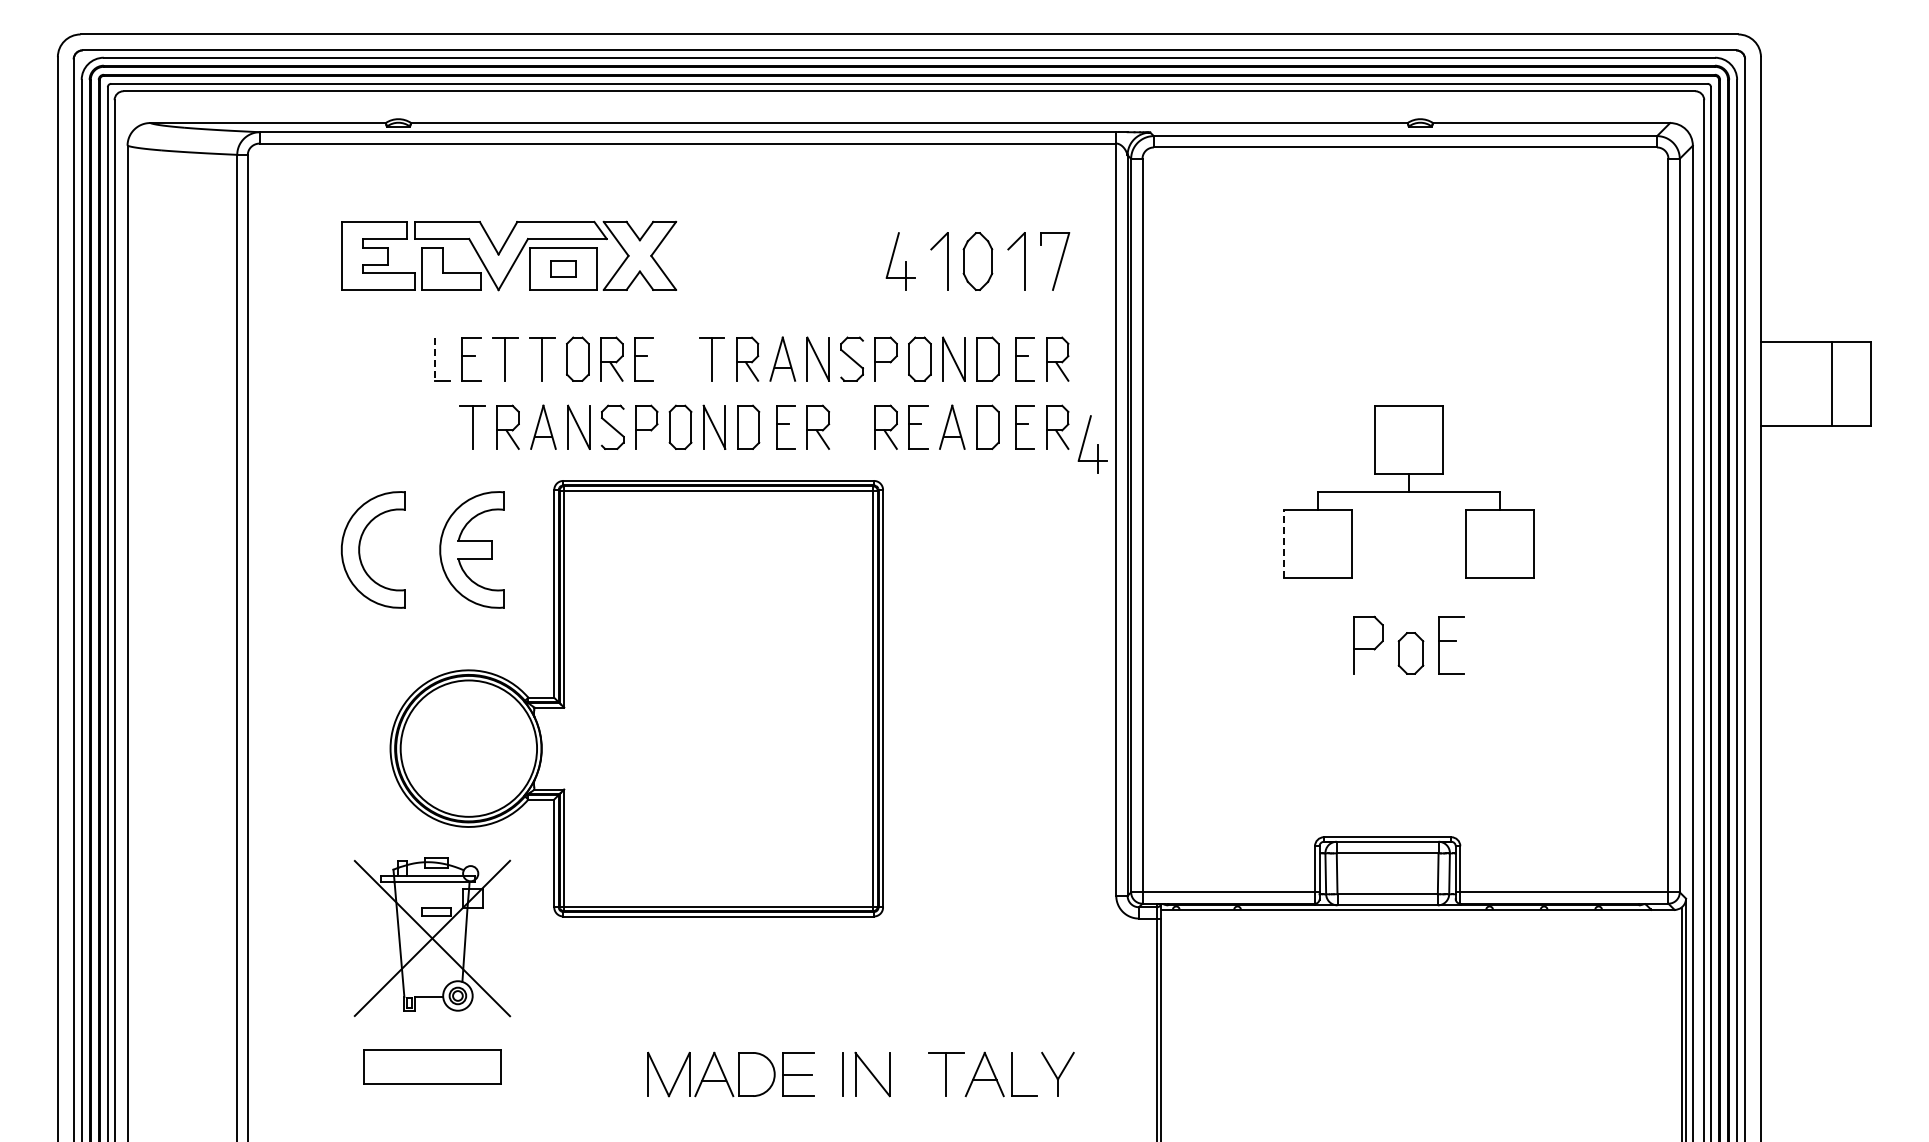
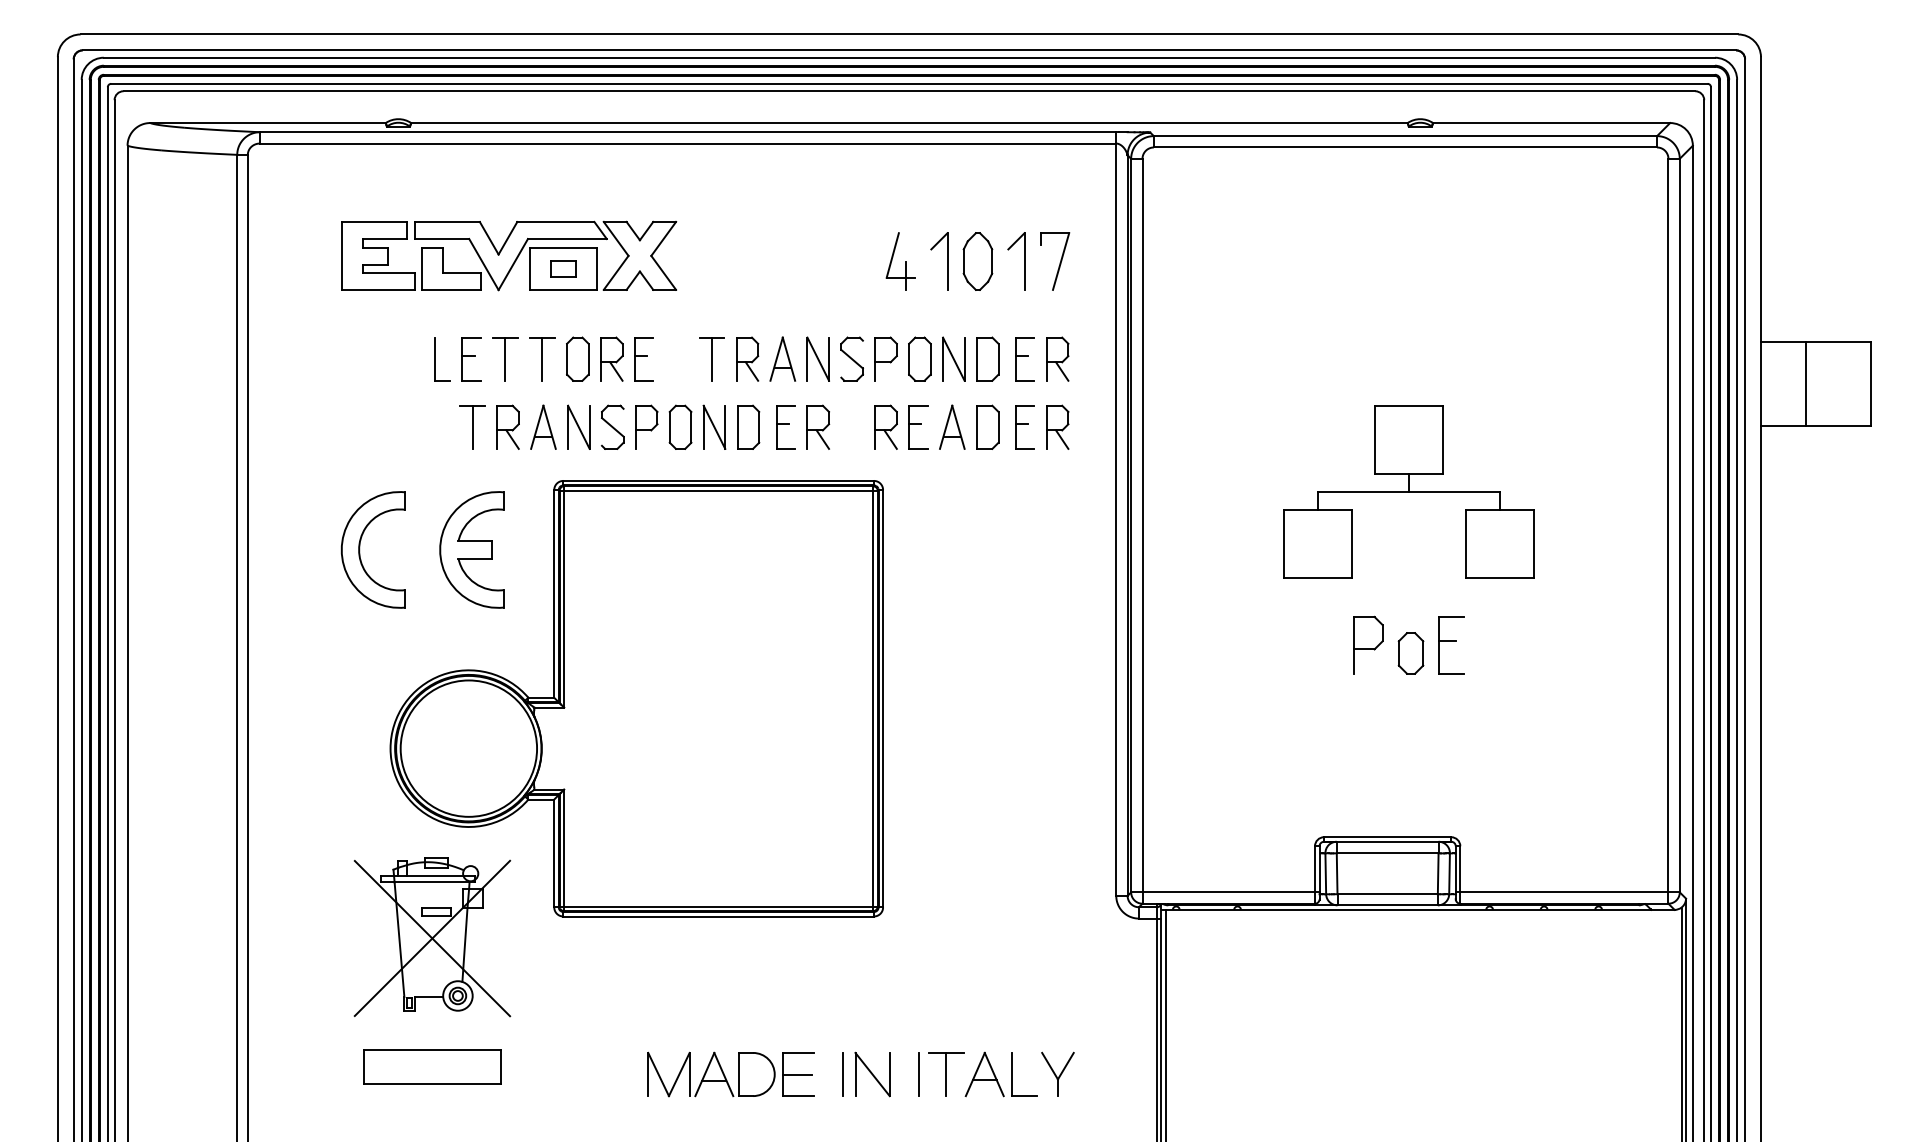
line: dashed -> solid (434, 359)
line position: (1832, 384) -> (1806, 384) (1806, 384)
part: present -> none (1092, 444)
line: dashed -> solid (1284, 543)
line: none -> present (1166, 1023)
line: none -> present (919, 1074)
